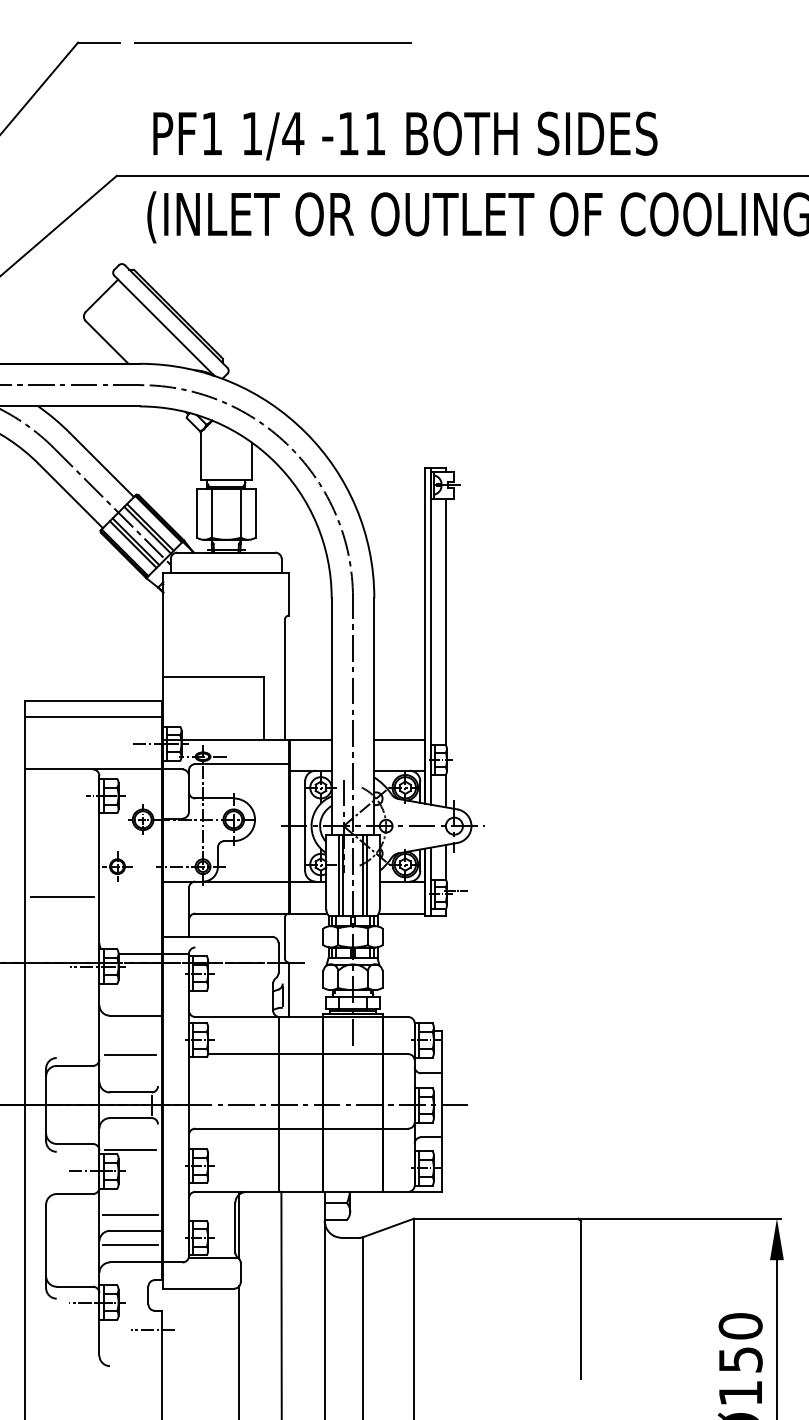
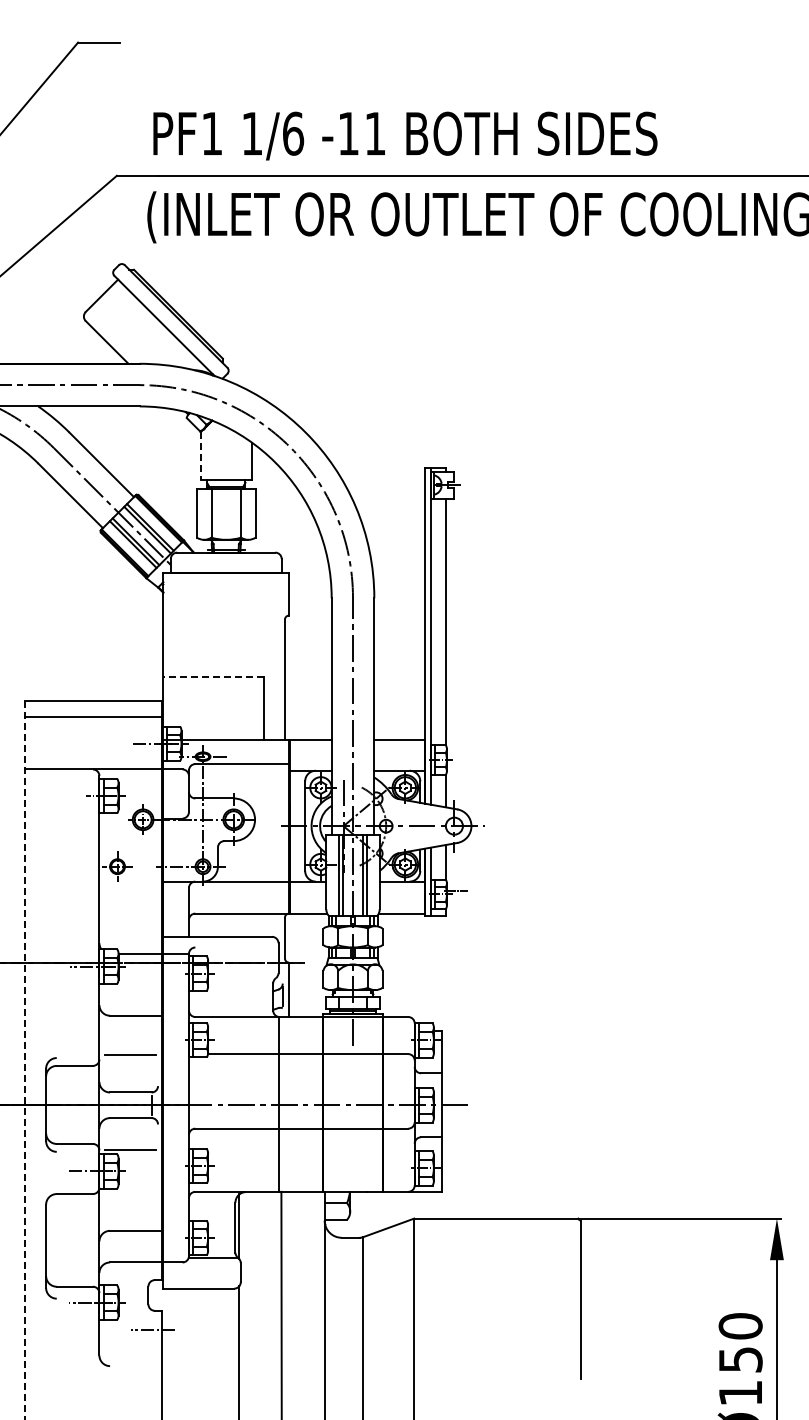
line: present -> none (272, 42)
text: 1/4 -> 1/6 (293, 133)
line: solid -> dashed (200, 456)
line: solid -> dashed (212, 676)
line: present -> none (62, 897)
line: solid -> dashed (24, 1060)
line: present -> none (130, 1214)
line: present -> none (130, 1244)
